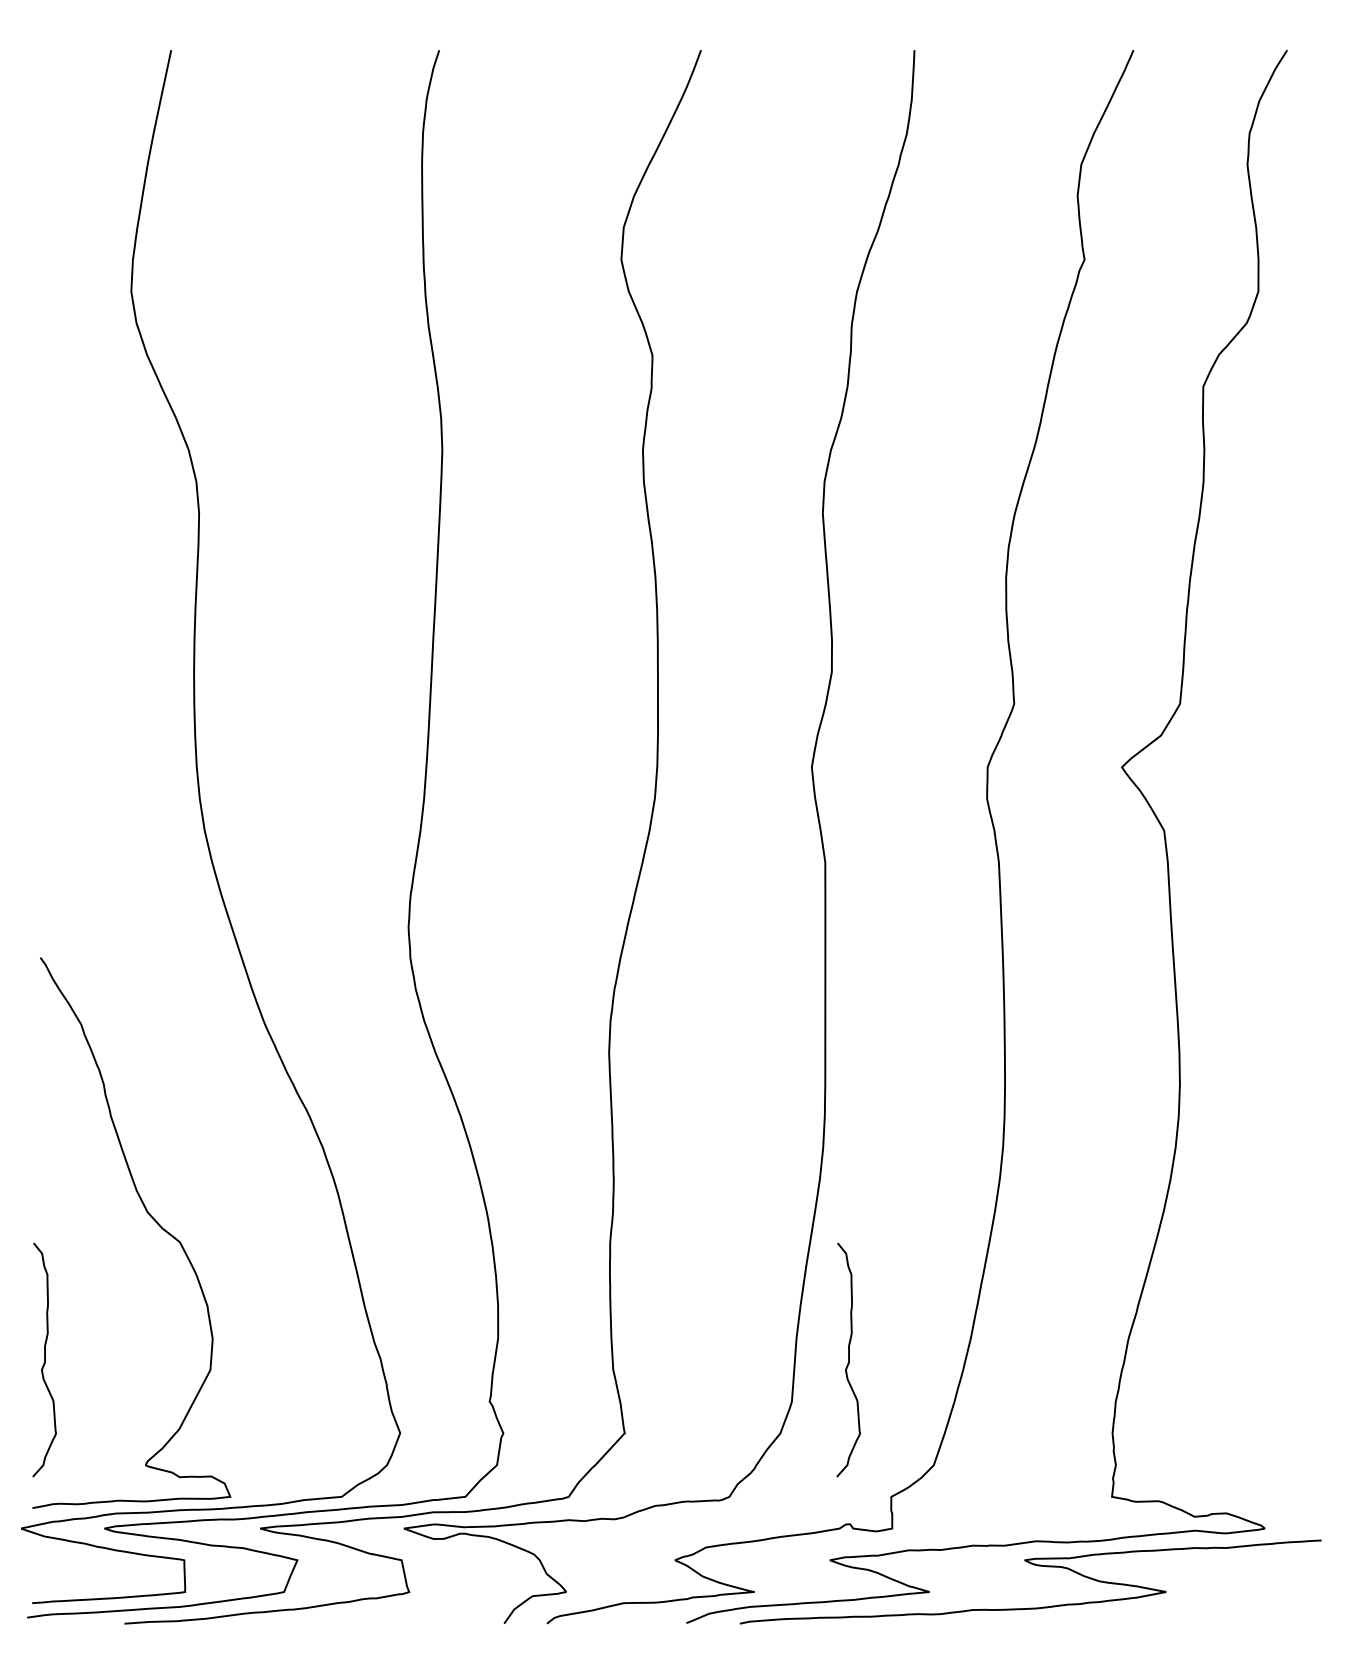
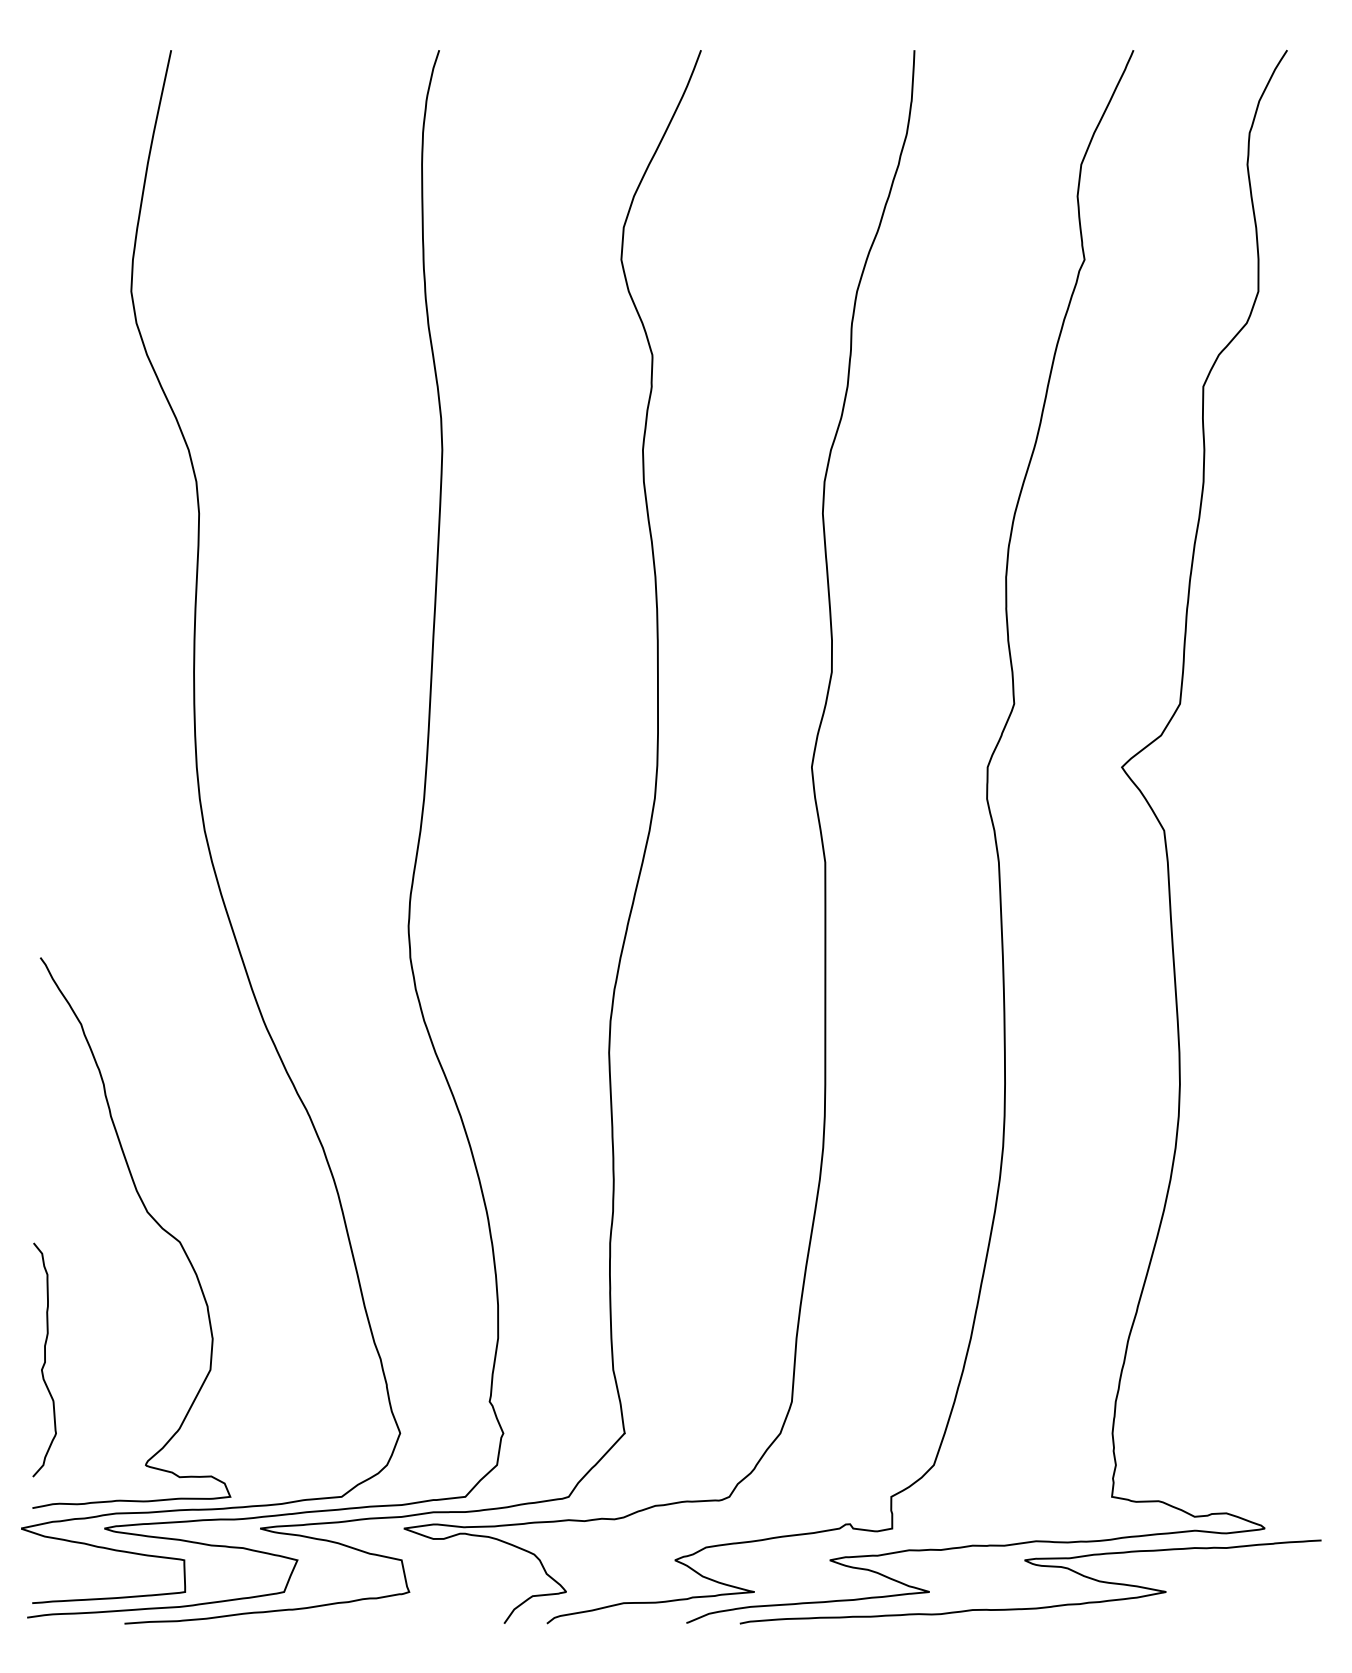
curve: present -> none (848, 1359)
